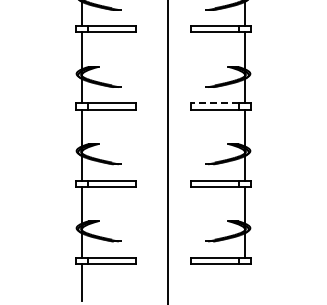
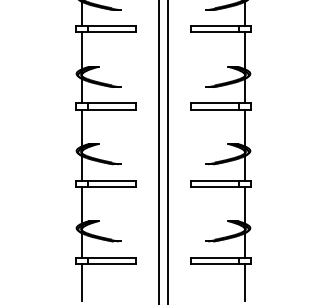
line: dashed -> solid (215, 103)
line: none -> present (159, 151)
line: none -> present (244, 281)
